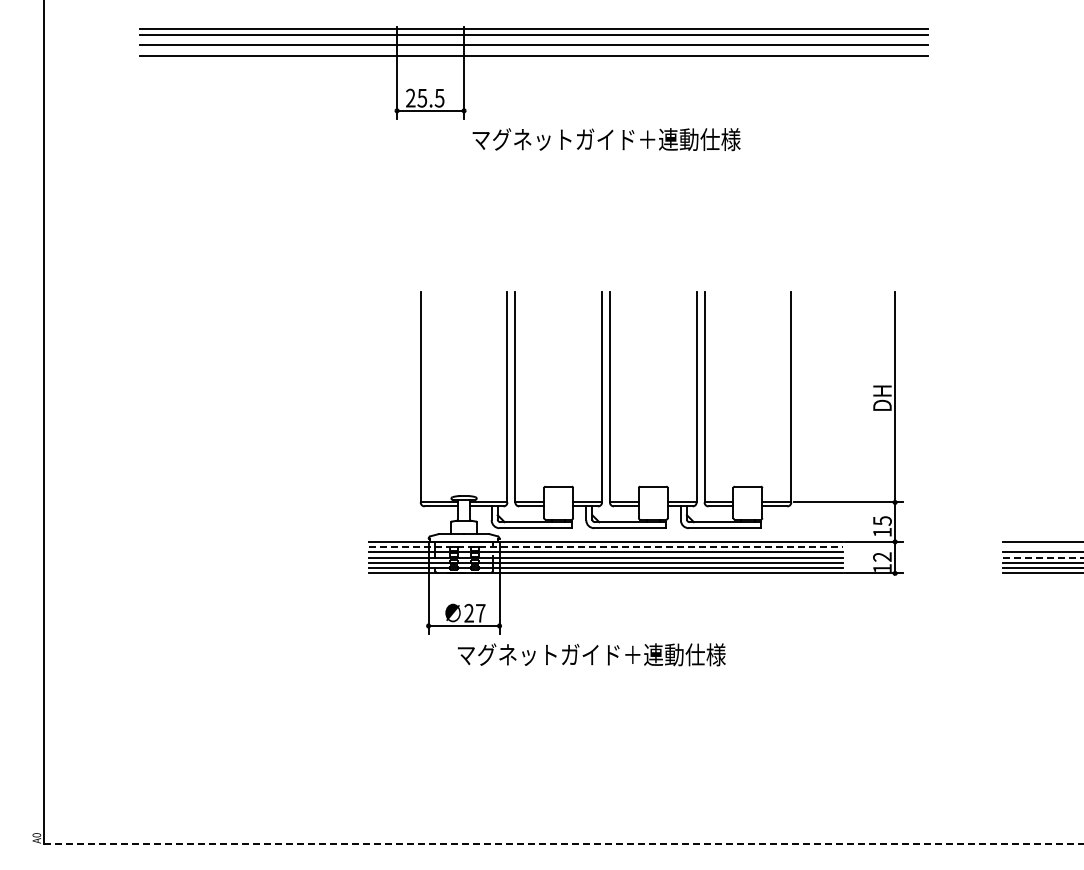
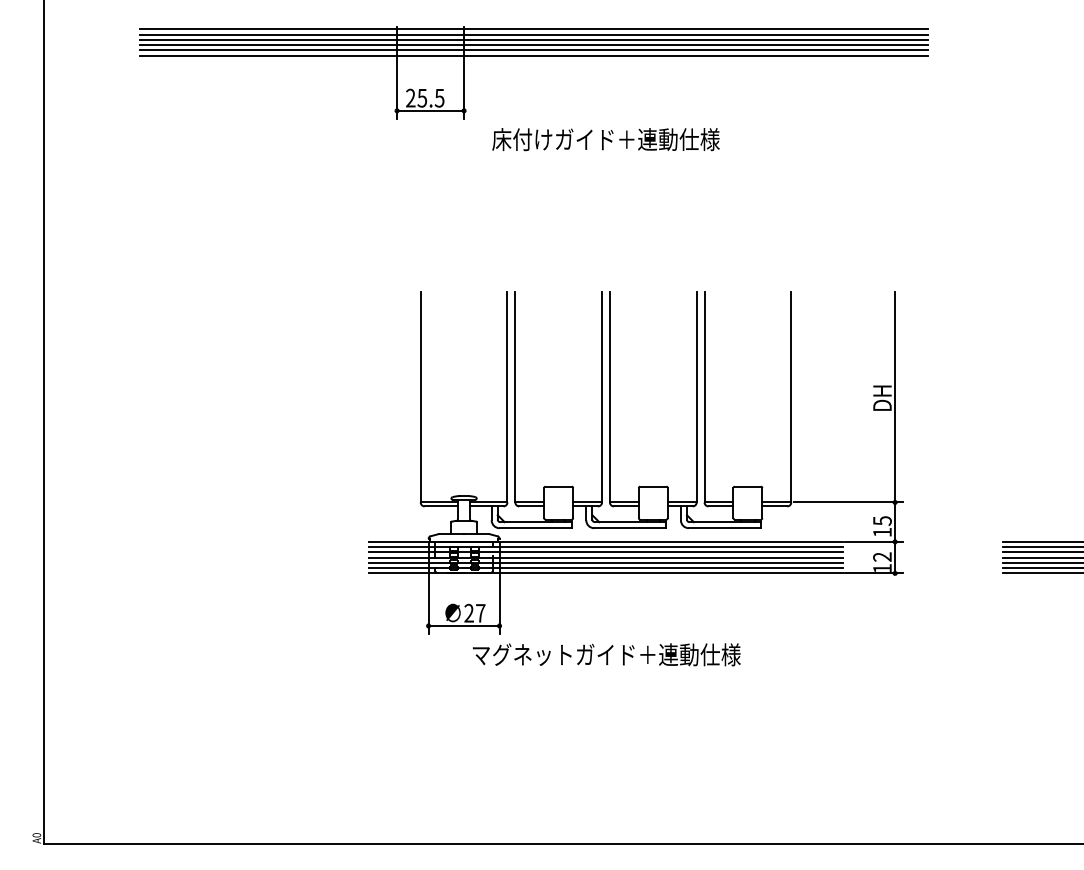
line: none -> present (533, 39)
line: none -> present (533, 50)
text: マグネットガイド＋連動仕様 -> 床付けガイド＋連動仕様 (606, 139)
line: dashed -> solid (606, 547)
line: none -> present (1041, 547)
line: dashed -> solid (1043, 557)
text position: (591, 654) -> (606, 654) (606, 654)
line: dashed -> solid (563, 843)
